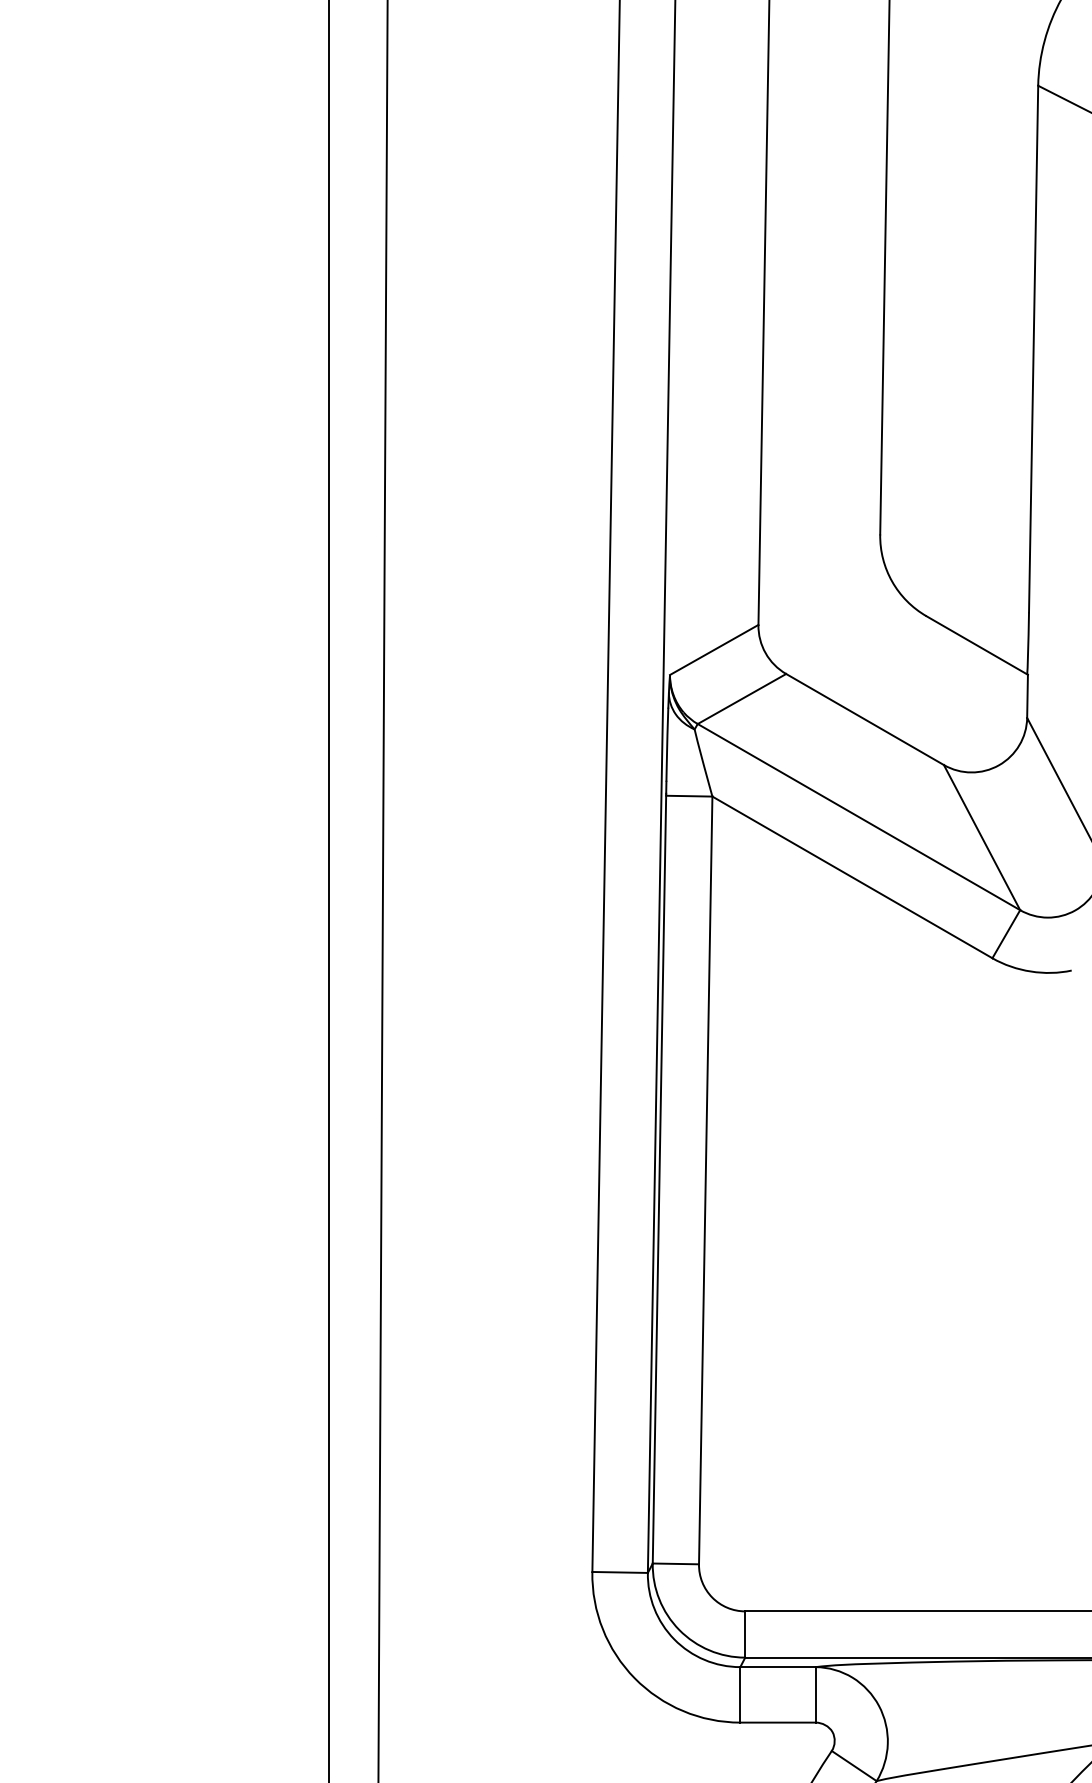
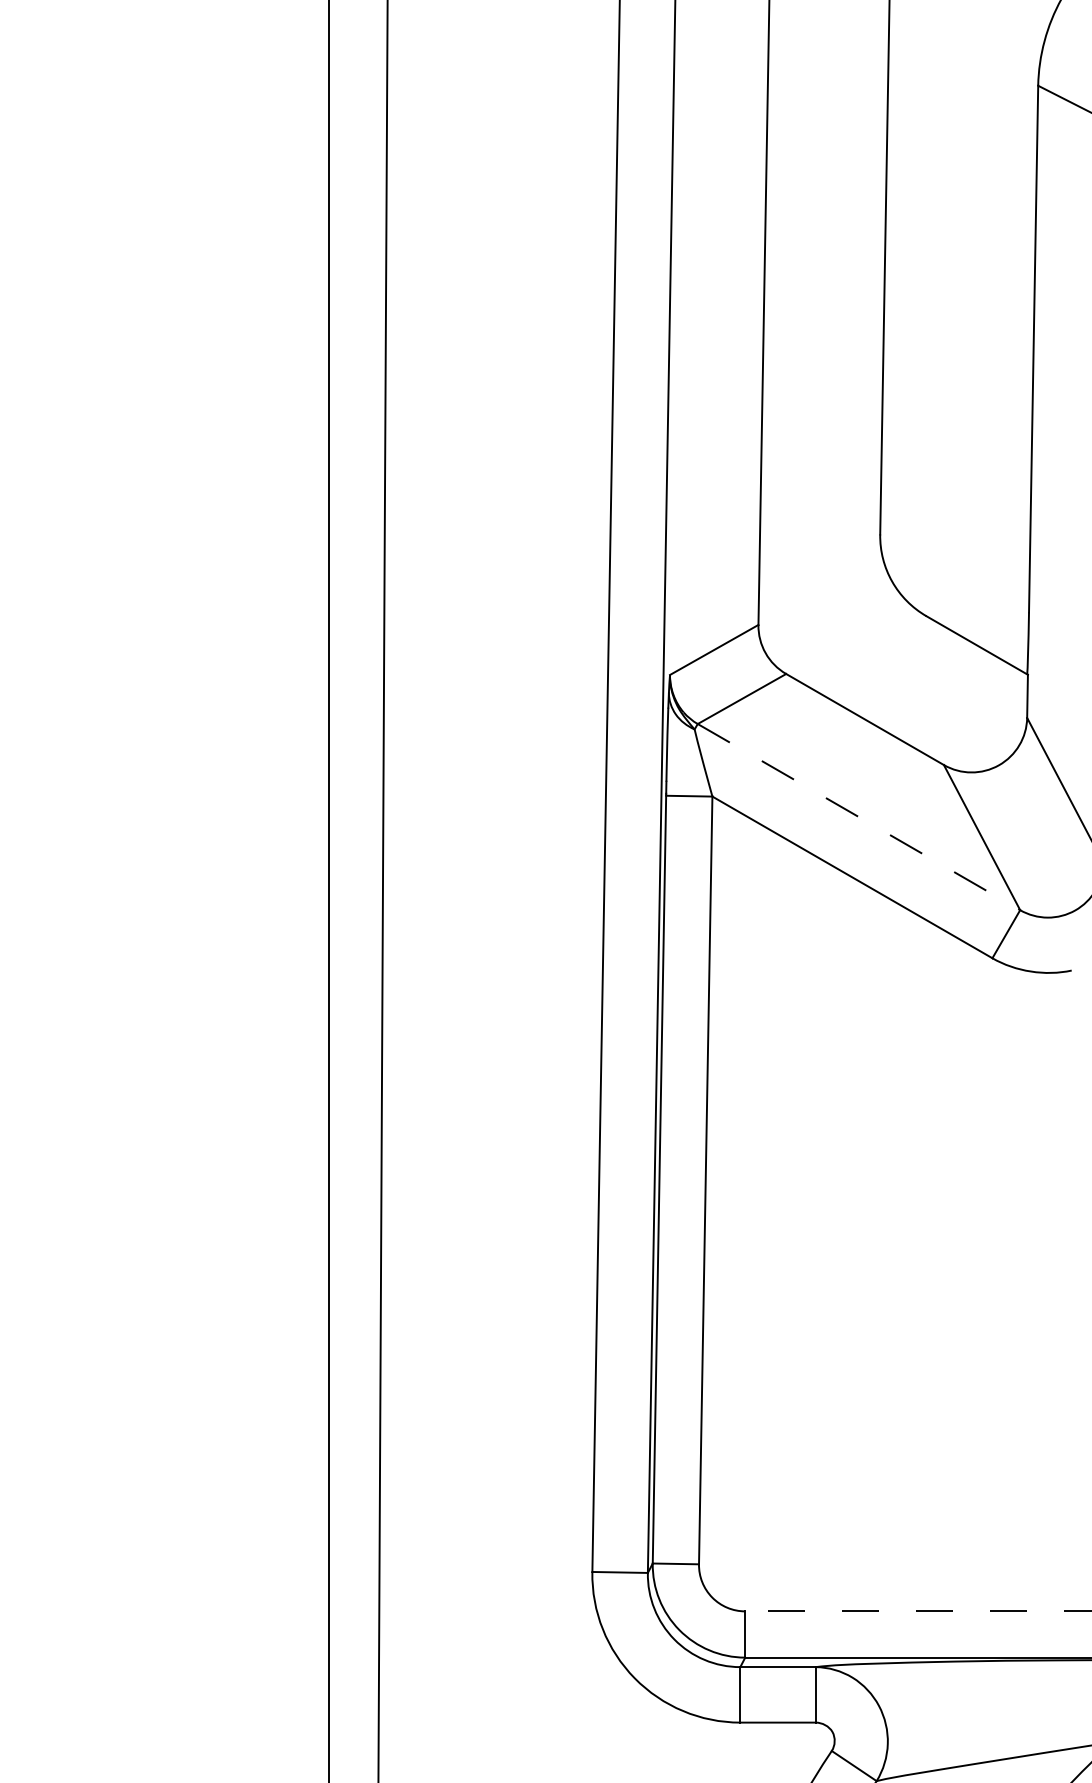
line: solid -> dashed (859, 817)
line: solid -> dashed (917, 1611)
